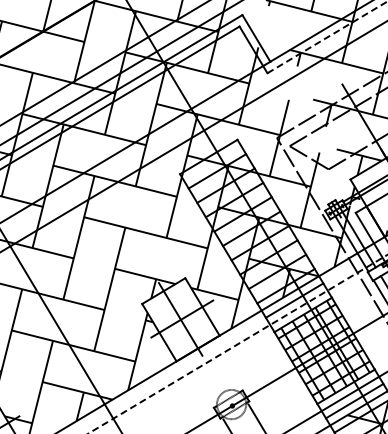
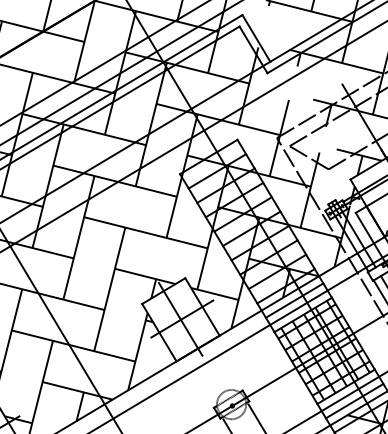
line: dashed -> solid (327, 37)
line: dashed -> solid (238, 344)
